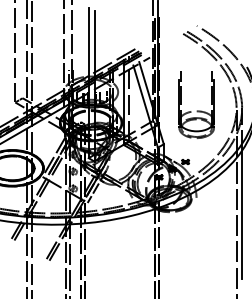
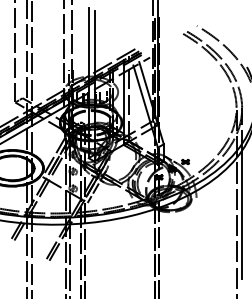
part: present -> none (196, 104)
